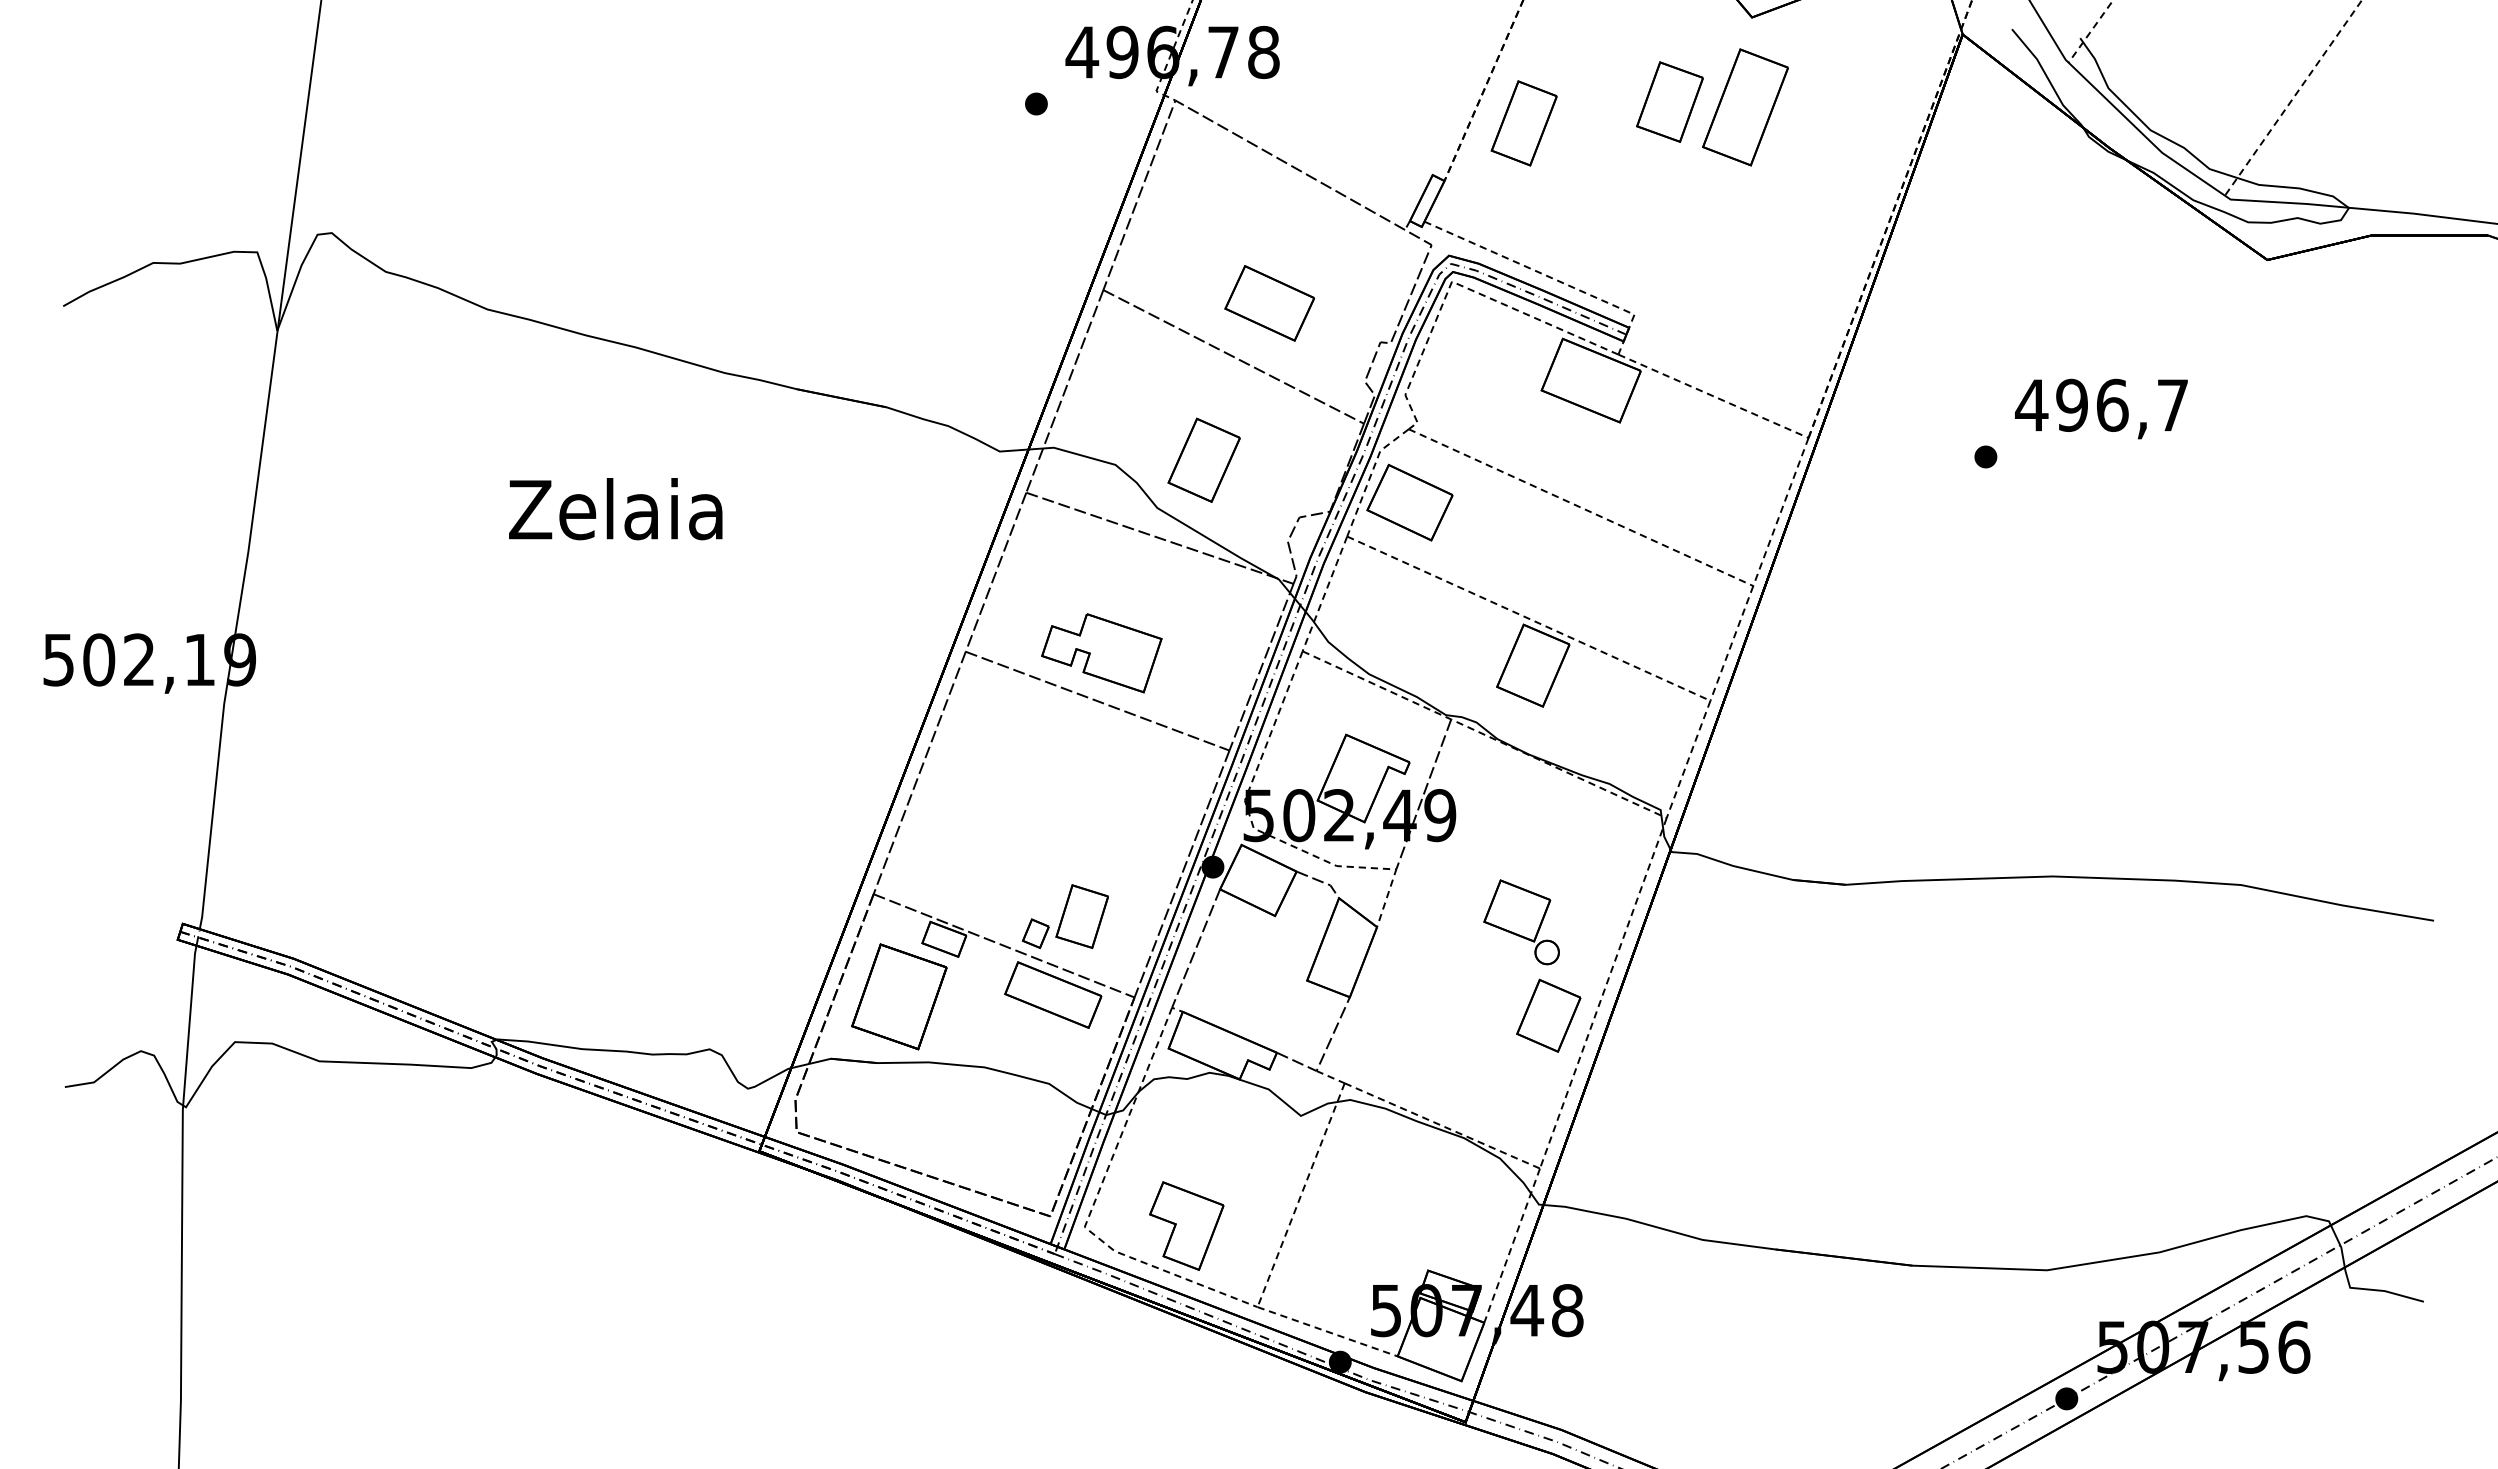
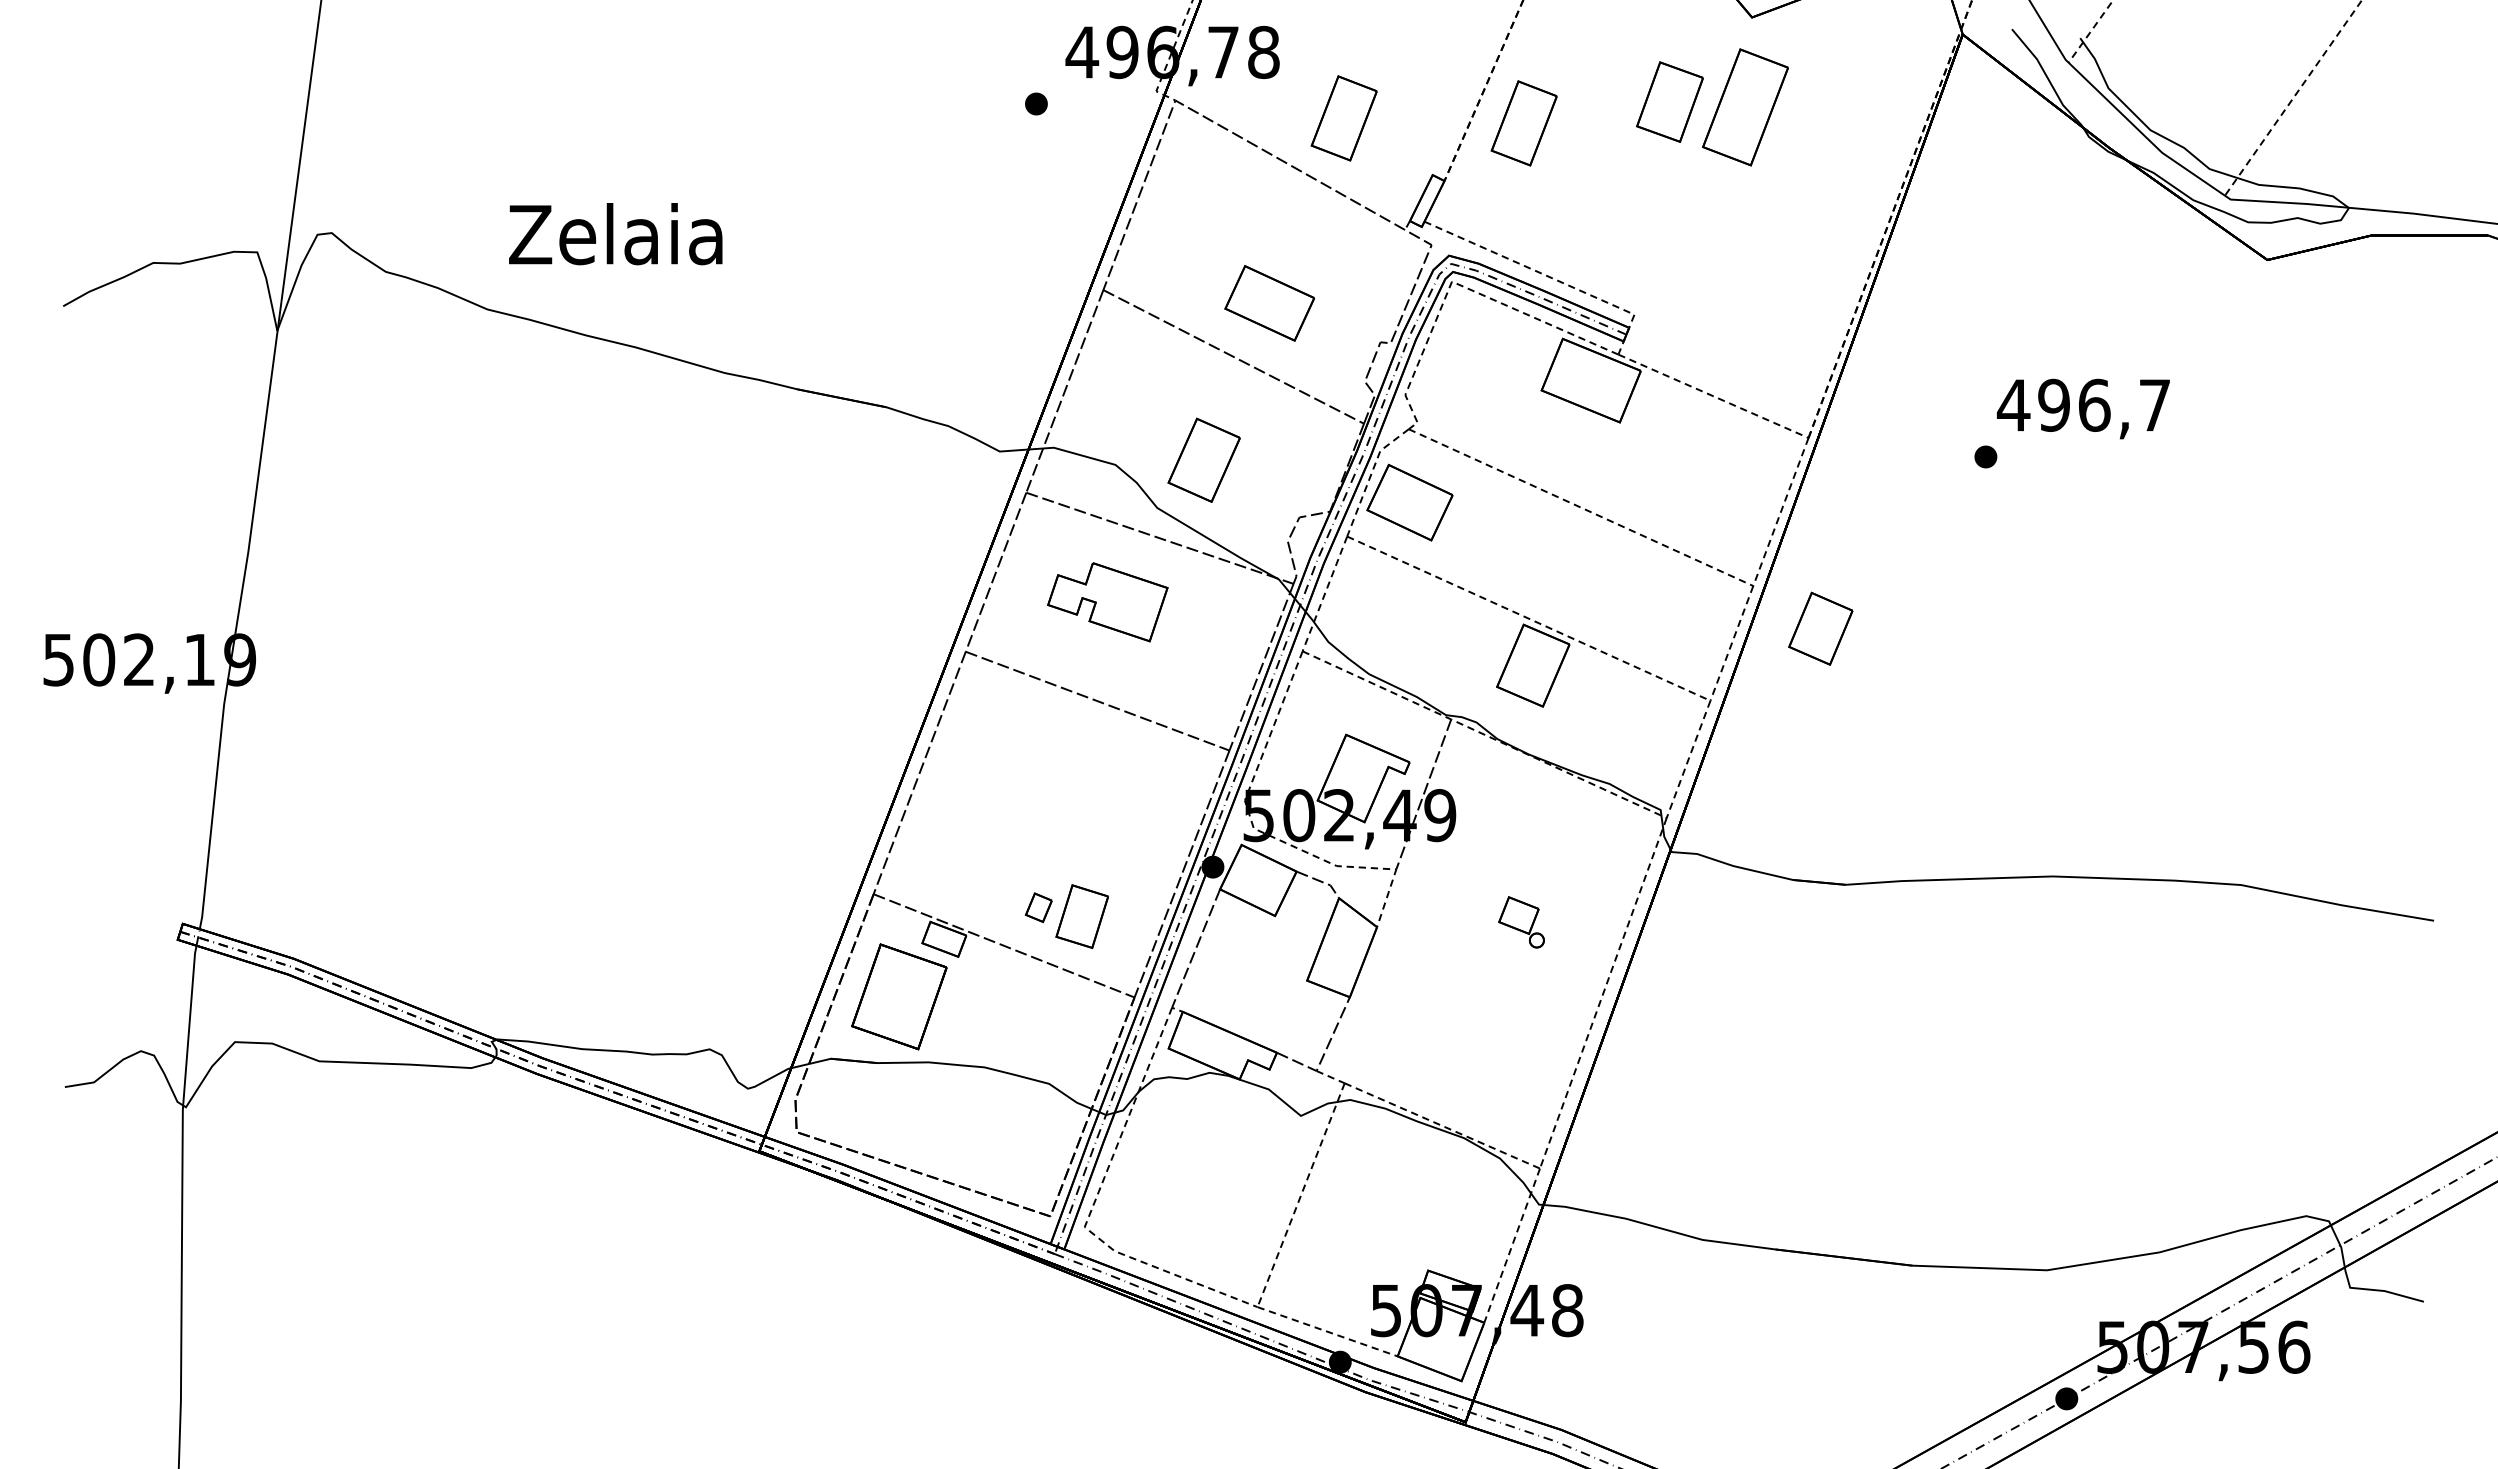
part: none -> present (1343, 118)
text position: (2101, 408) -> (2083, 408) (2083, 408)
text position: (615, 509) -> (615, 234) (615, 234)
part position: (1101, 653) -> (1107, 602) (1107, 602)
part size: 77x87 px -> 47x53 px (1521, 922)
part position: (1035, 933) -> (1038, 907) (1038, 907)
part: present -> none (1053, 994)
part position: (1548, 1015) -> (1820, 628) (1820, 628)
part: present -> none (1186, 1225)
